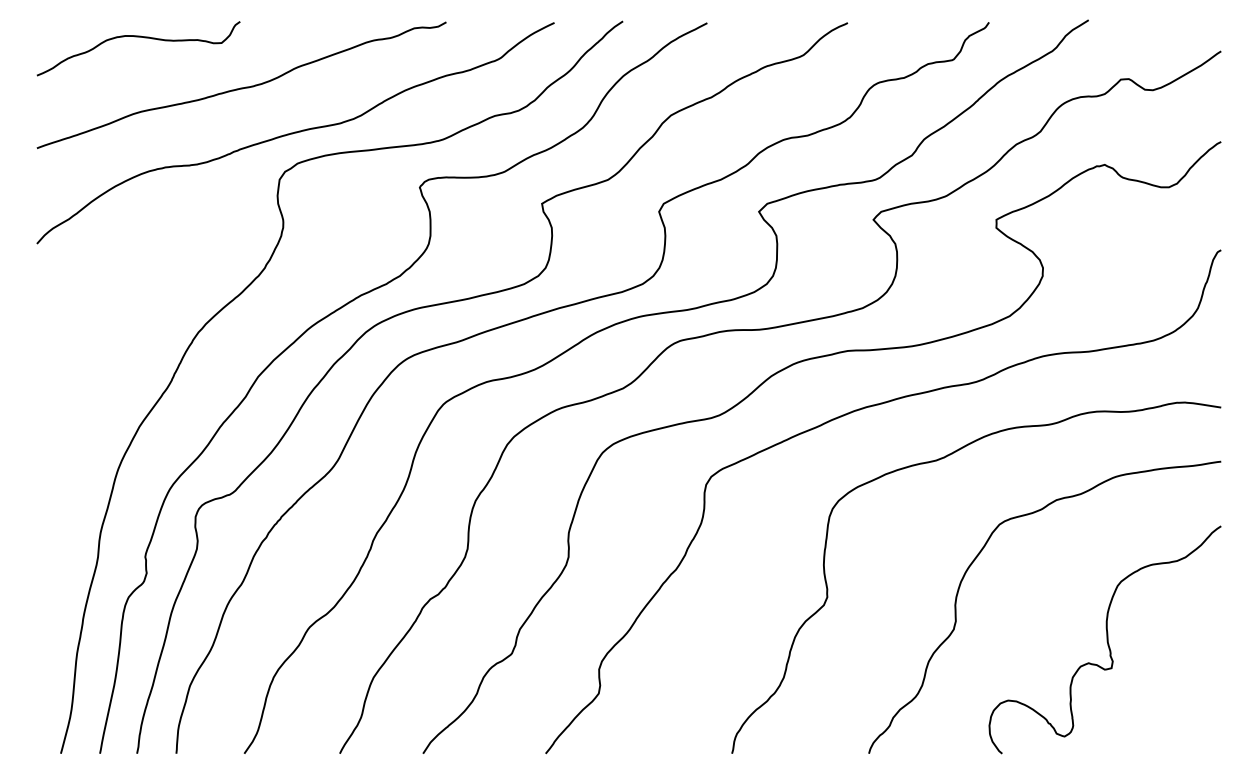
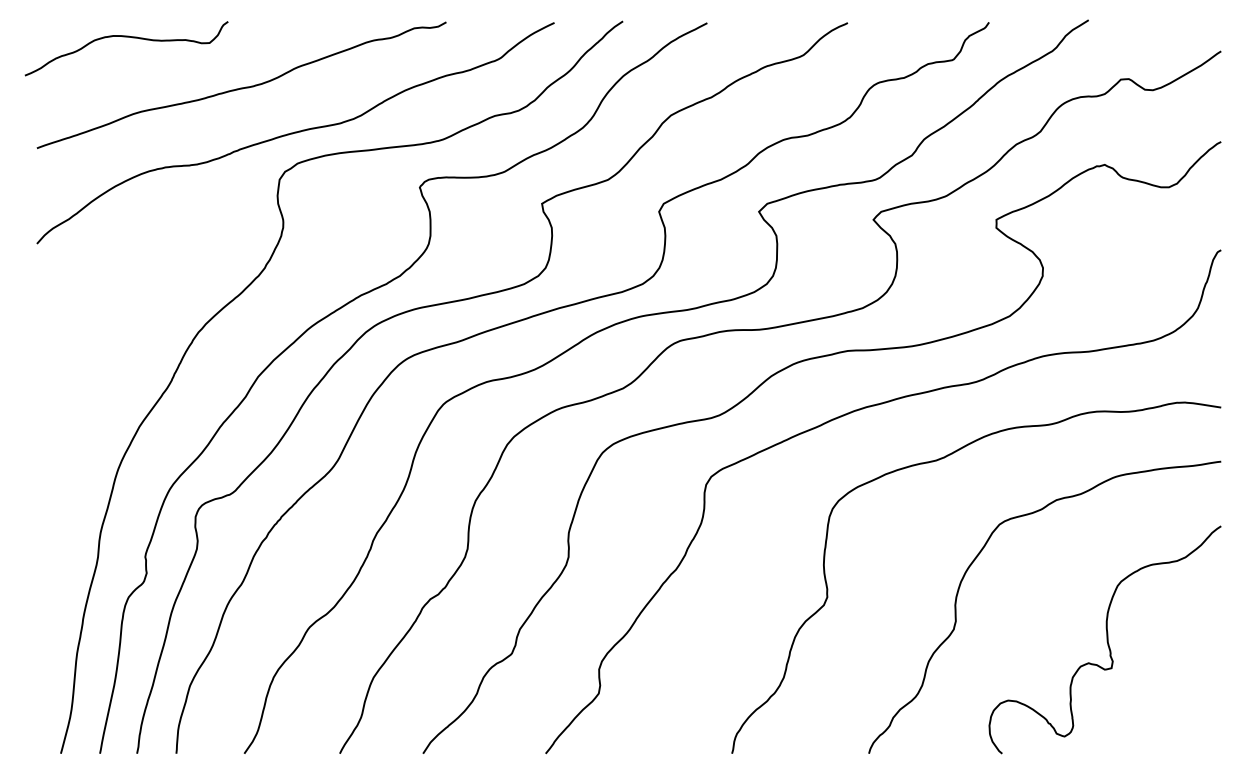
curve position: (138, 37) -> (126, 37) (126, 37)
